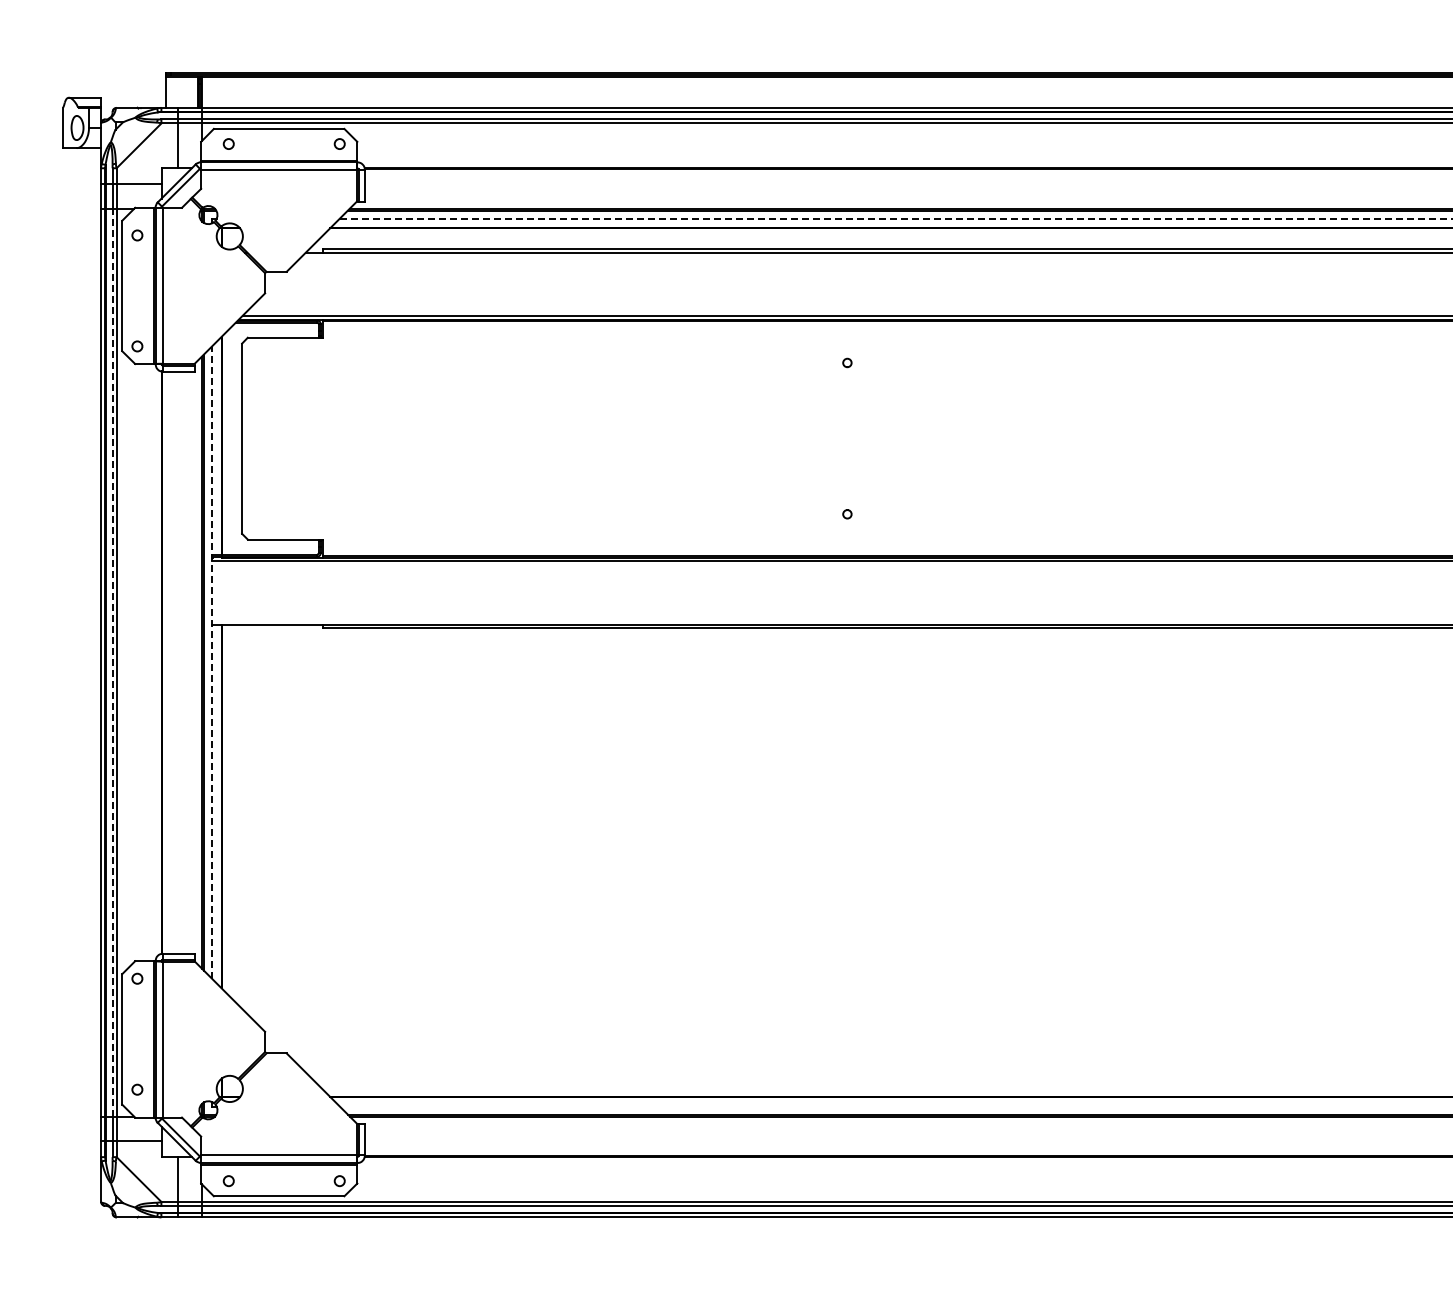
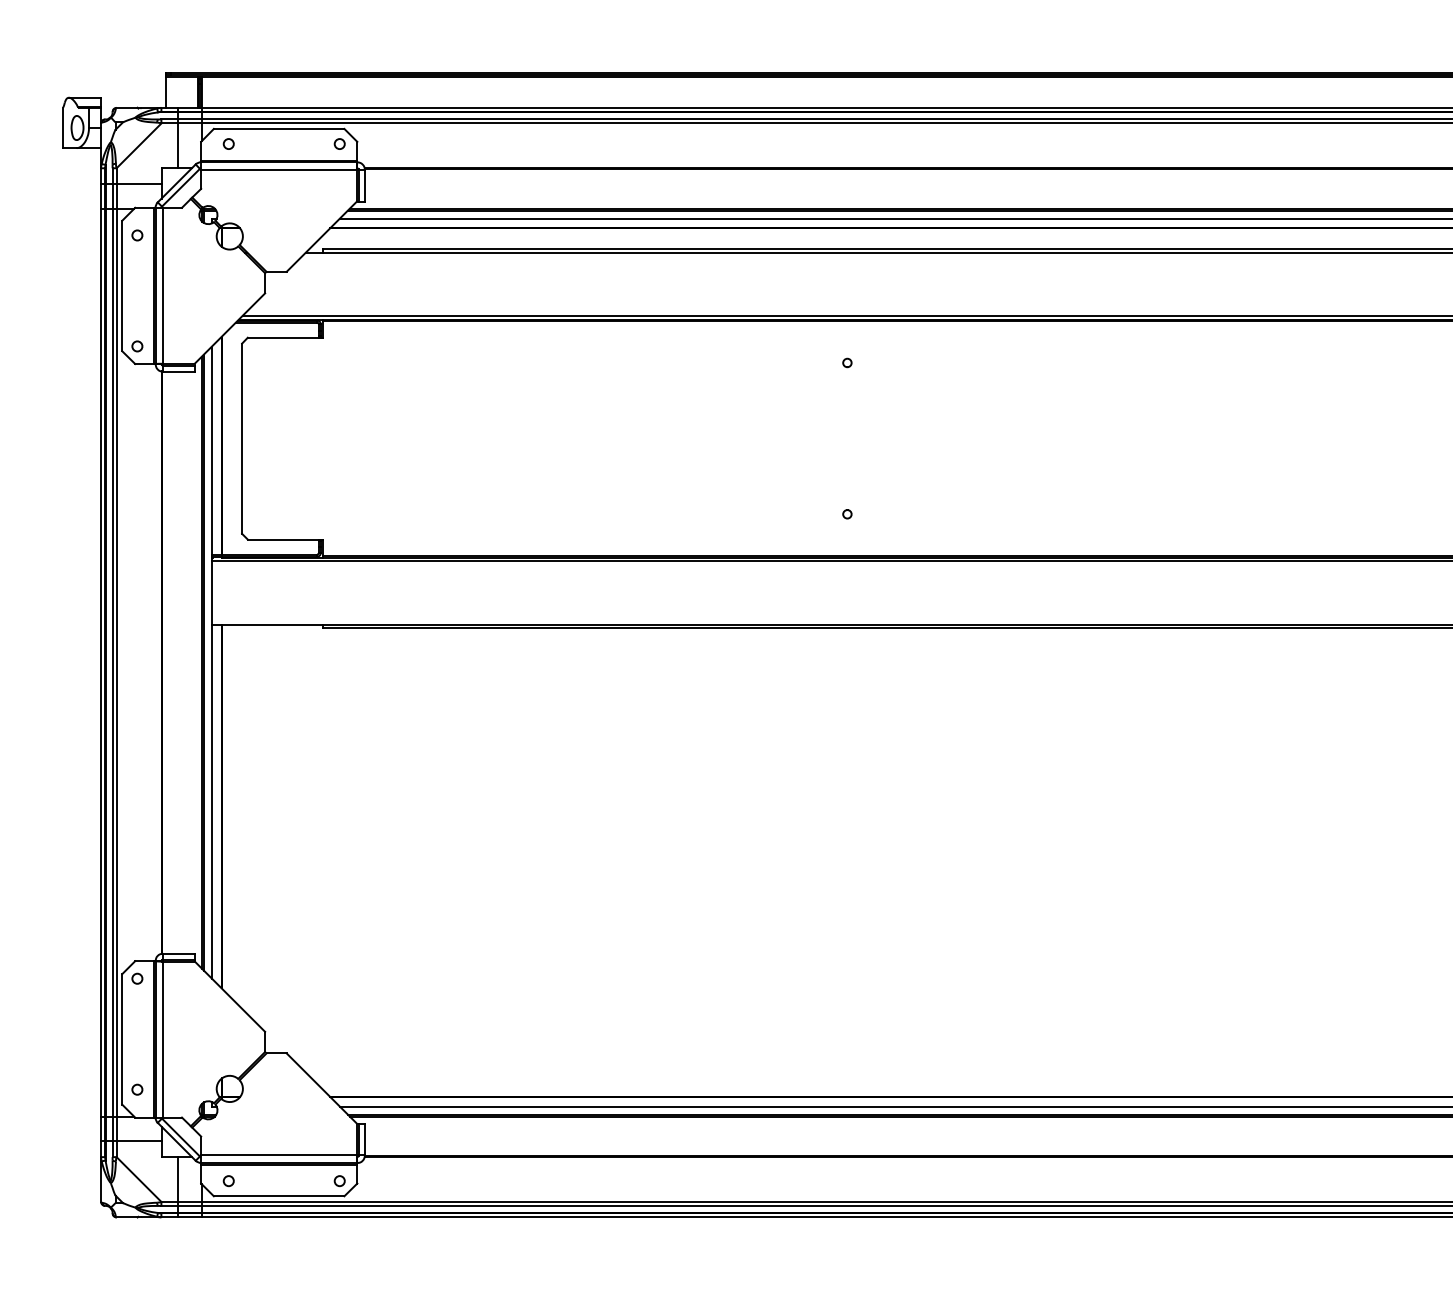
line: dashed -> solid (896, 218)
line: dashed -> solid (112, 662)
line: dashed -> solid (212, 662)
line: none -> present (894, 1106)
